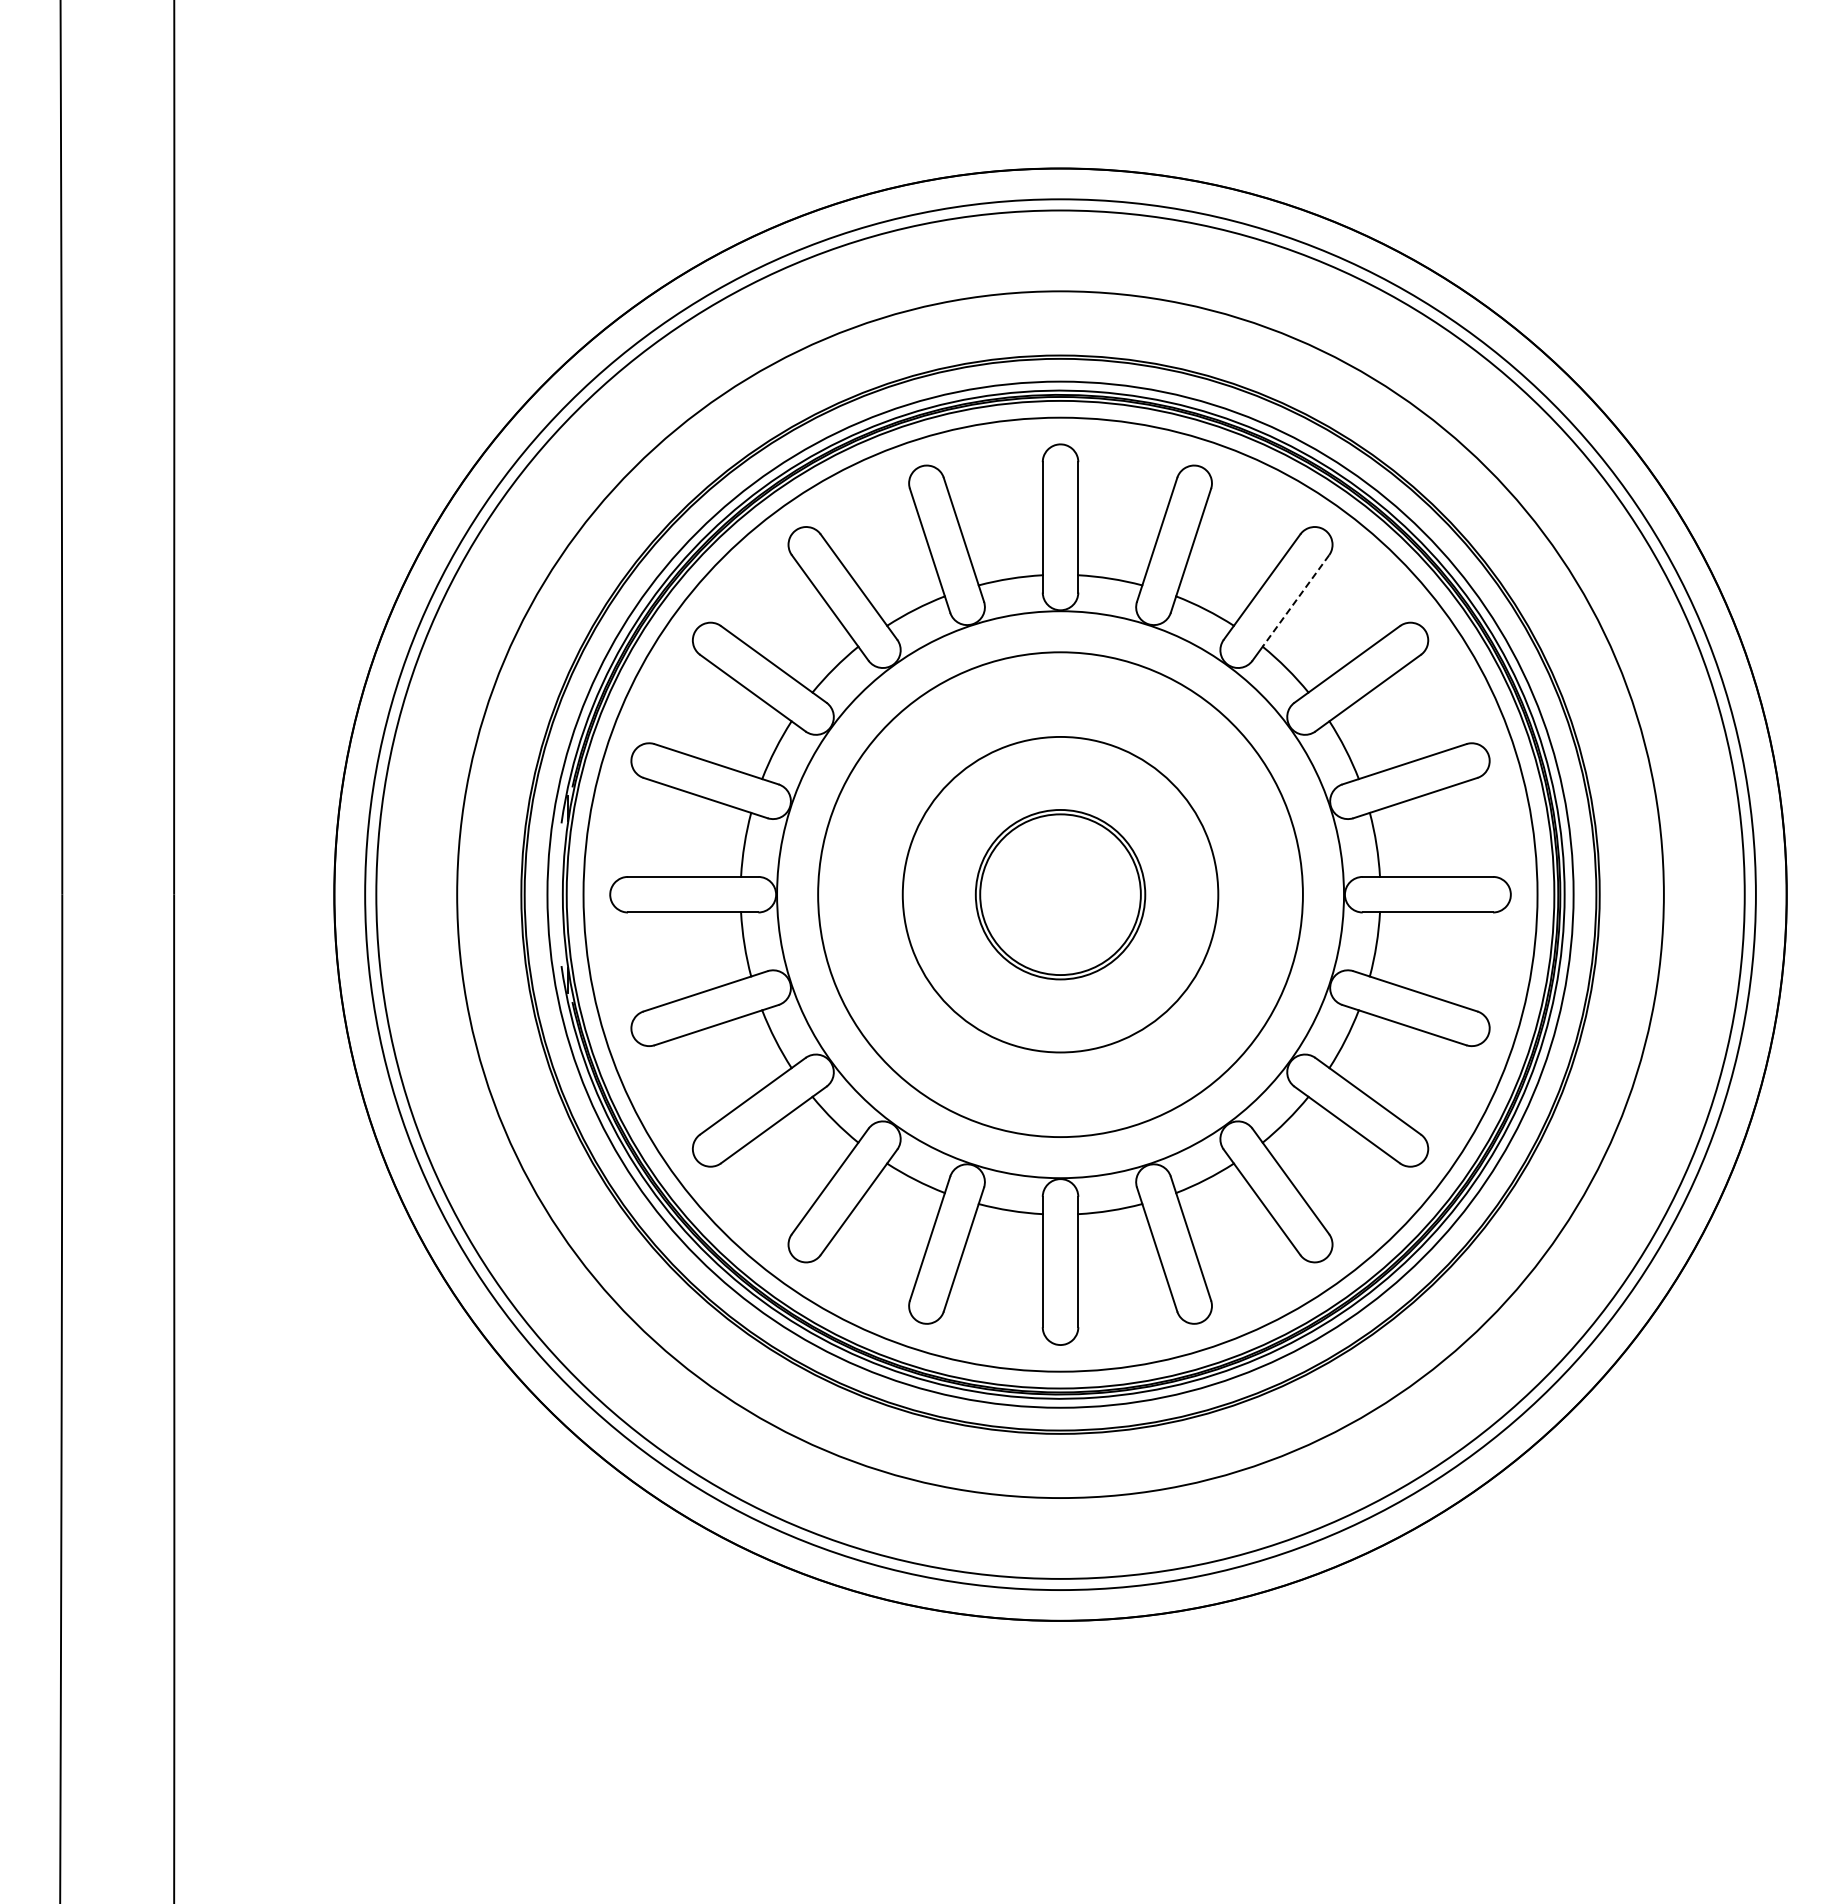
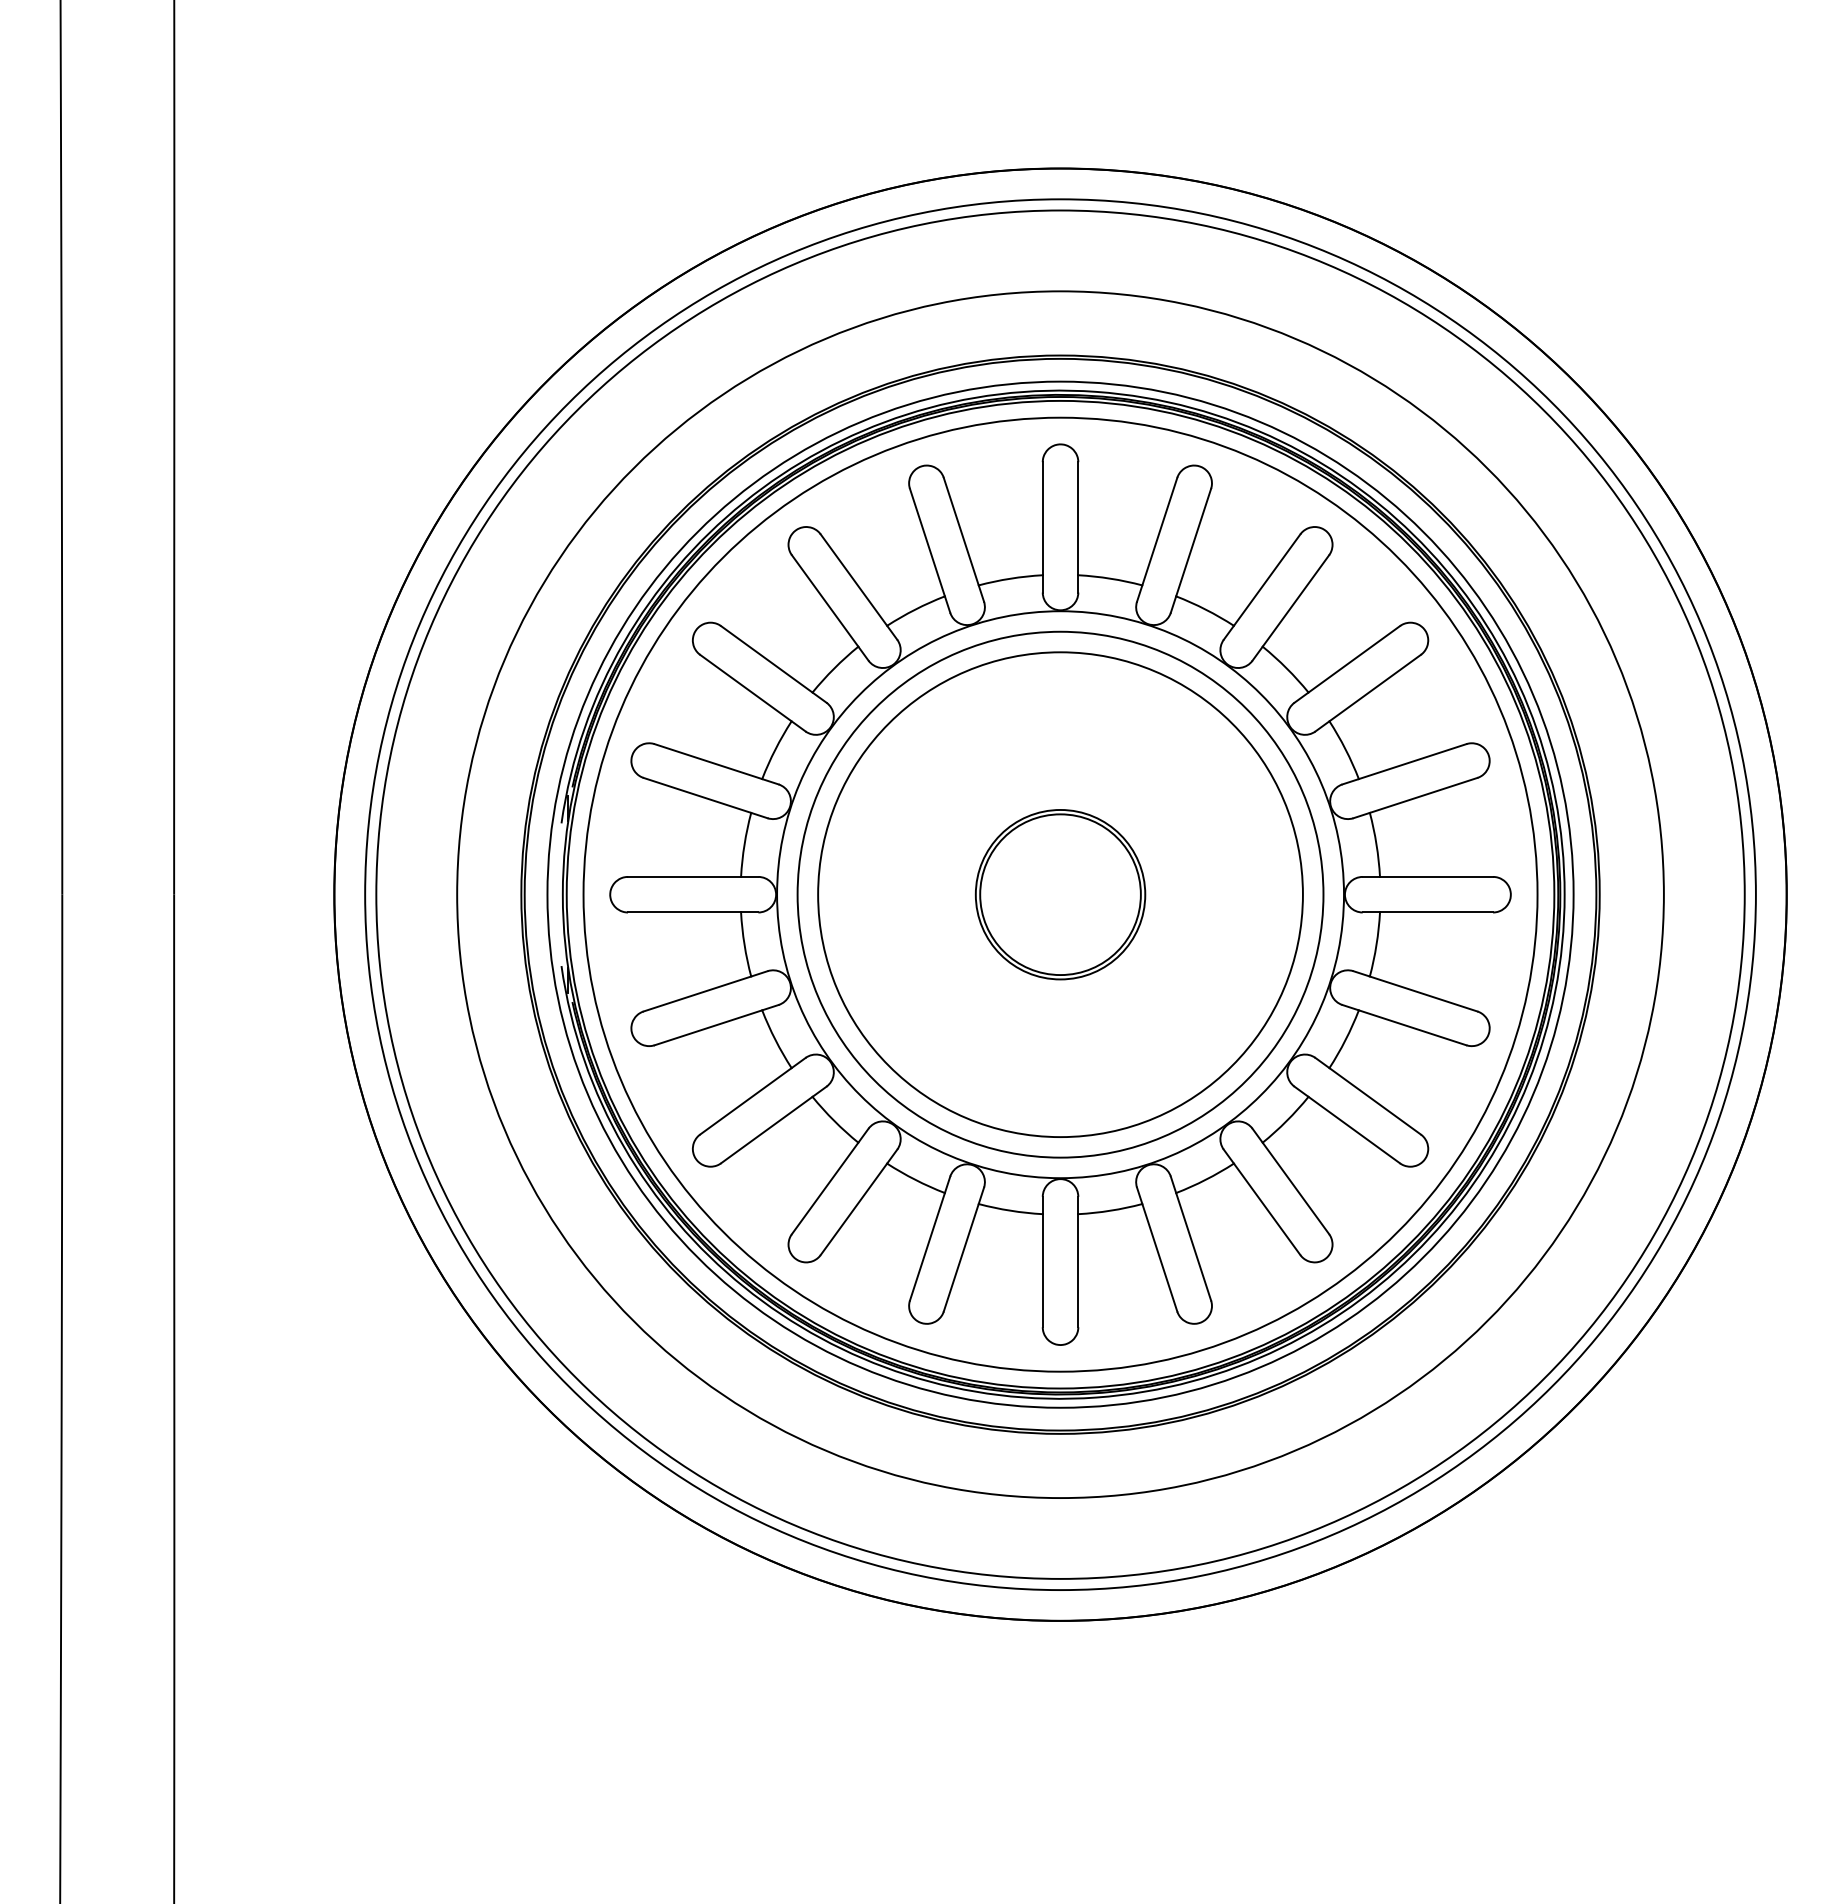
line: dashed -> solid (1295, 600)
circle diameter: 316 px -> 526 px (1060, 894)
